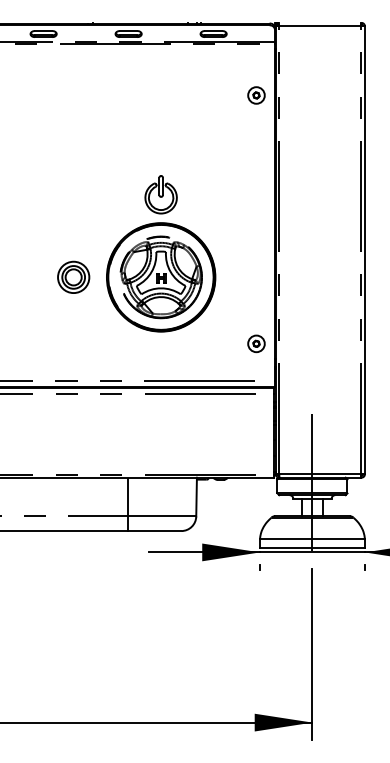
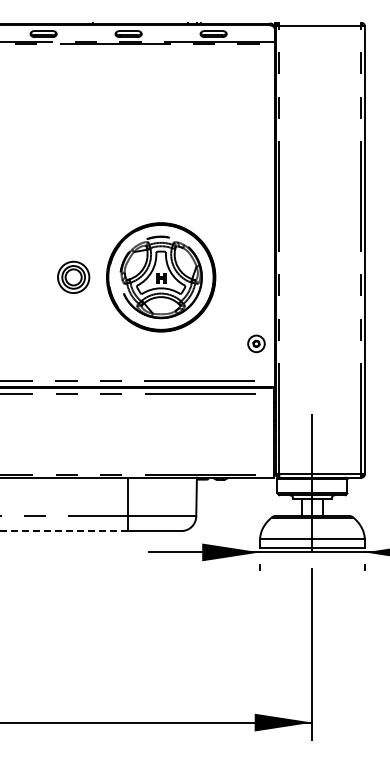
part: present -> none (256, 95)
part: present -> none (160, 194)
line: solid -> dashed (63, 531)
